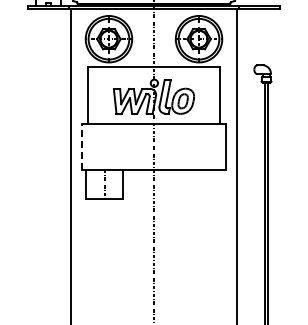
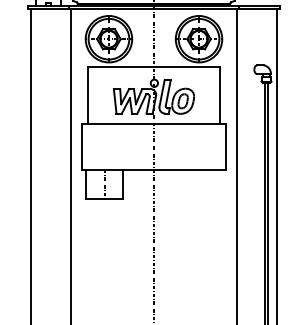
line: dashed -> solid (82, 146)
line: none -> present (30, 164)
line: none -> present (277, 164)
